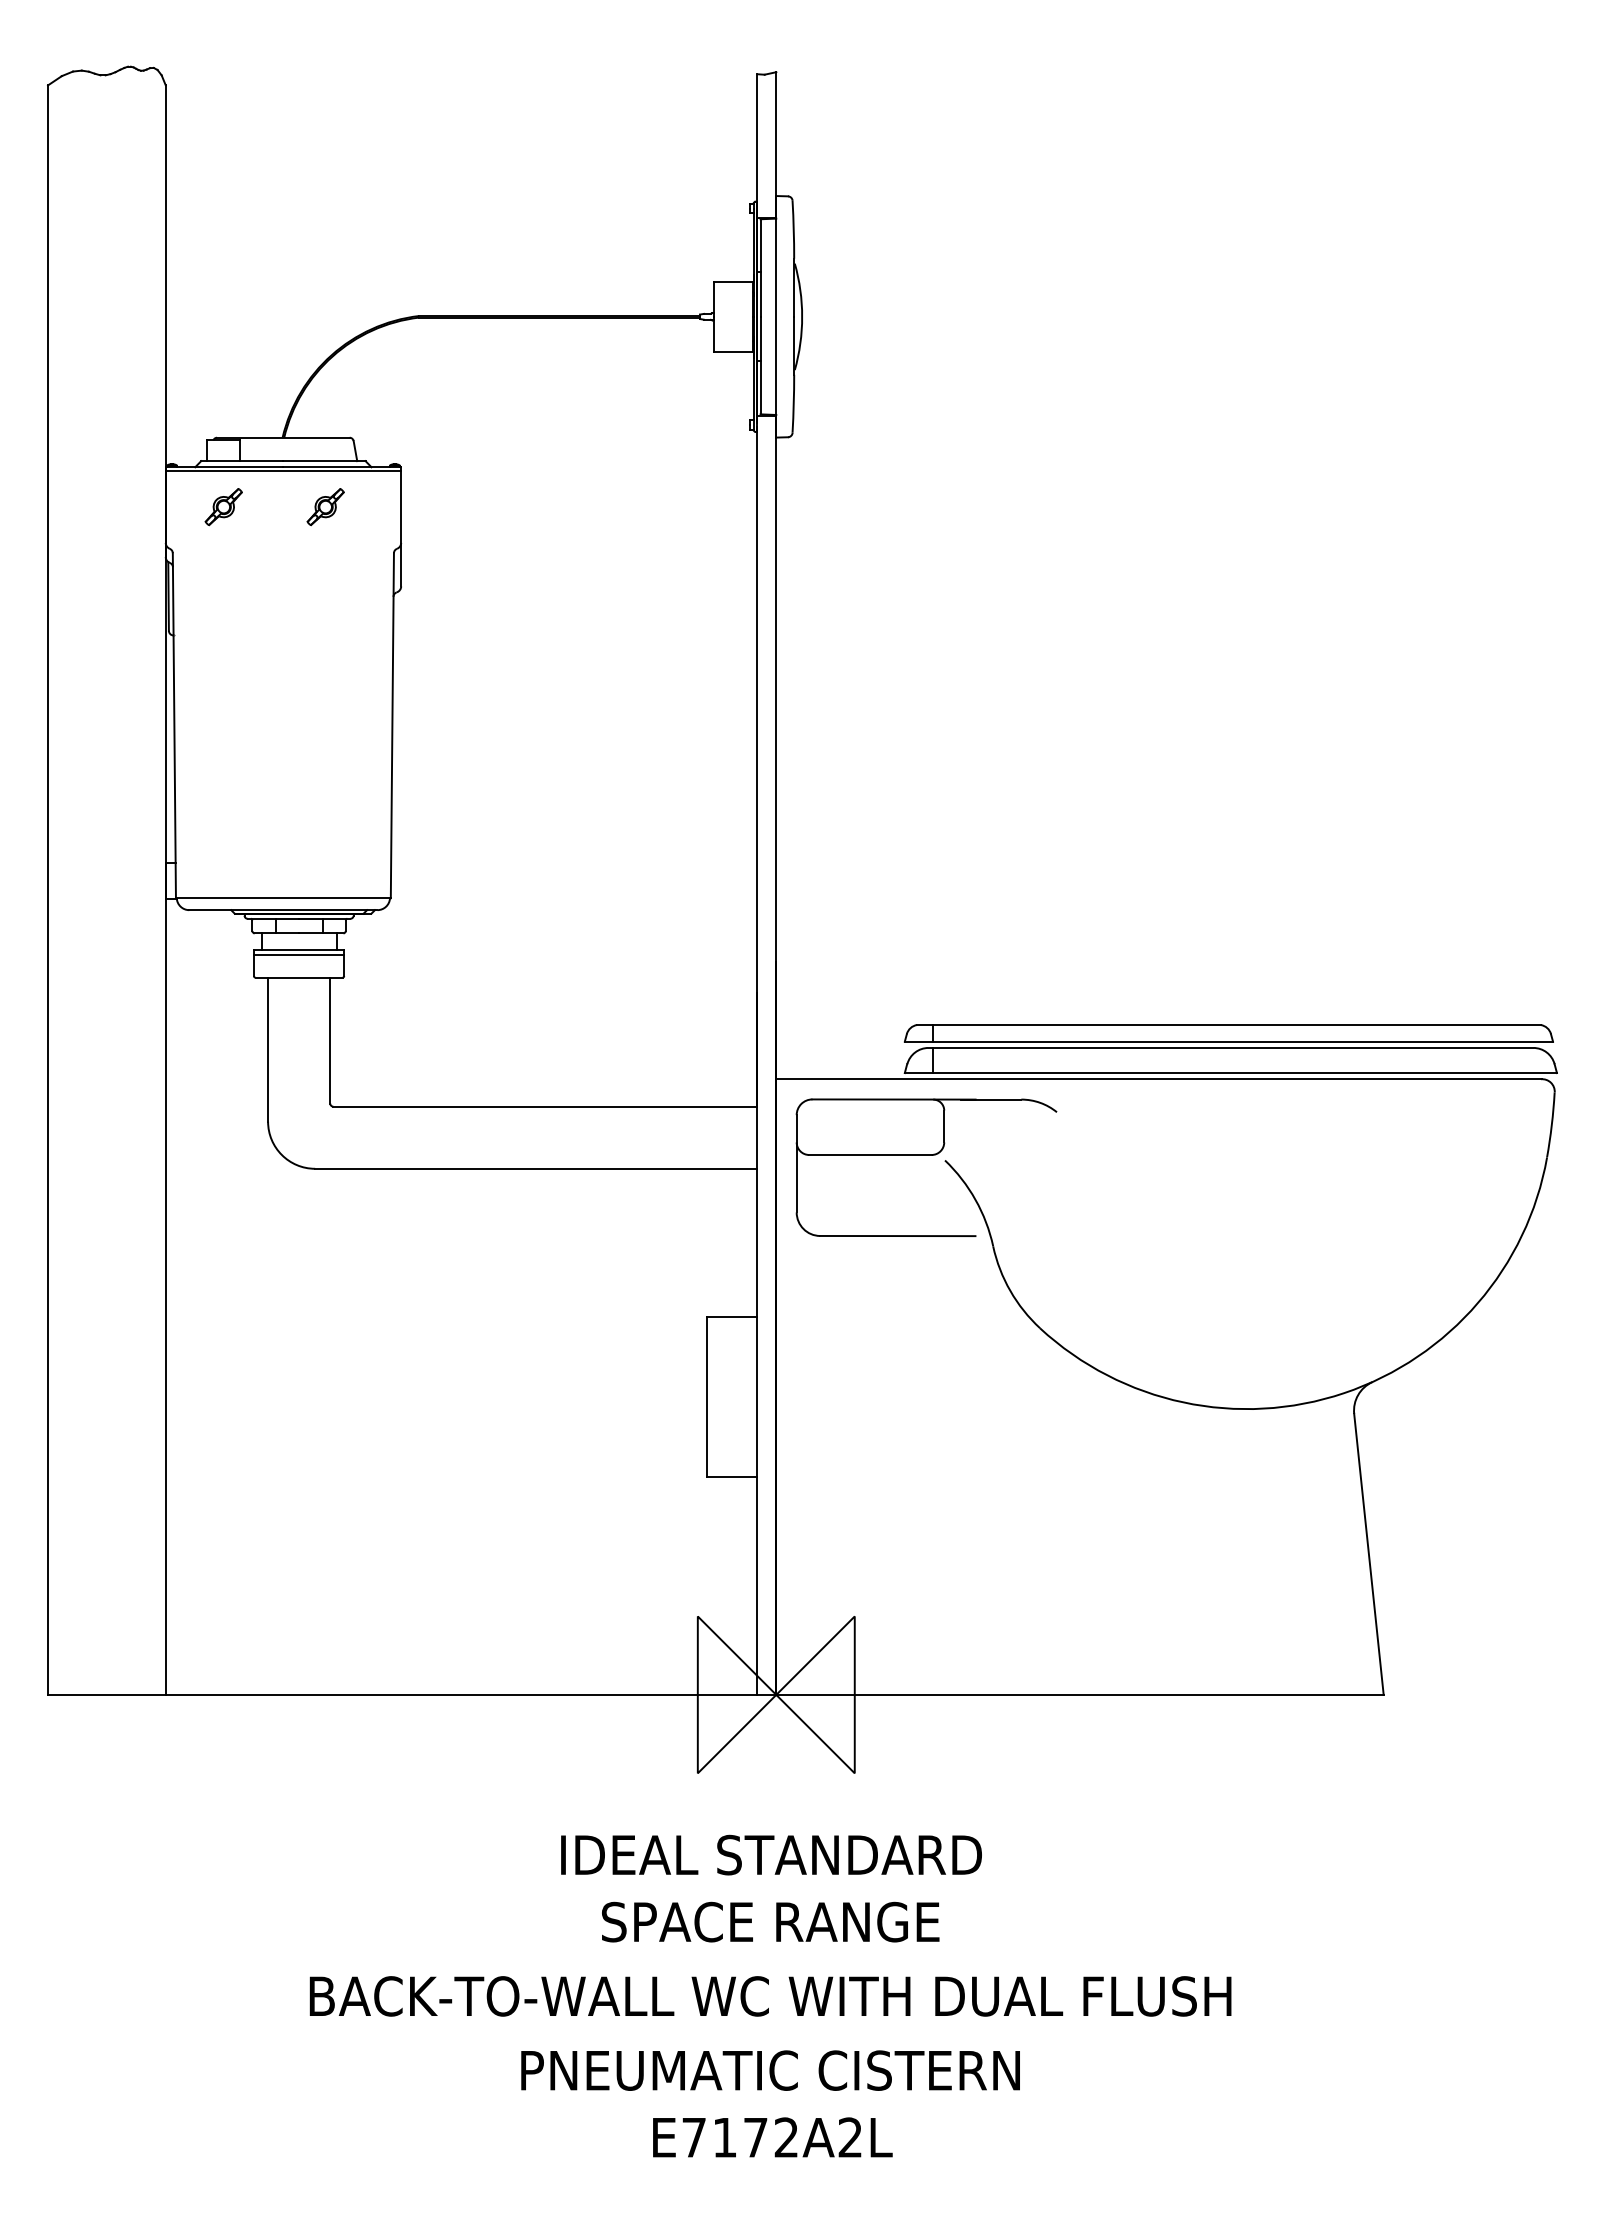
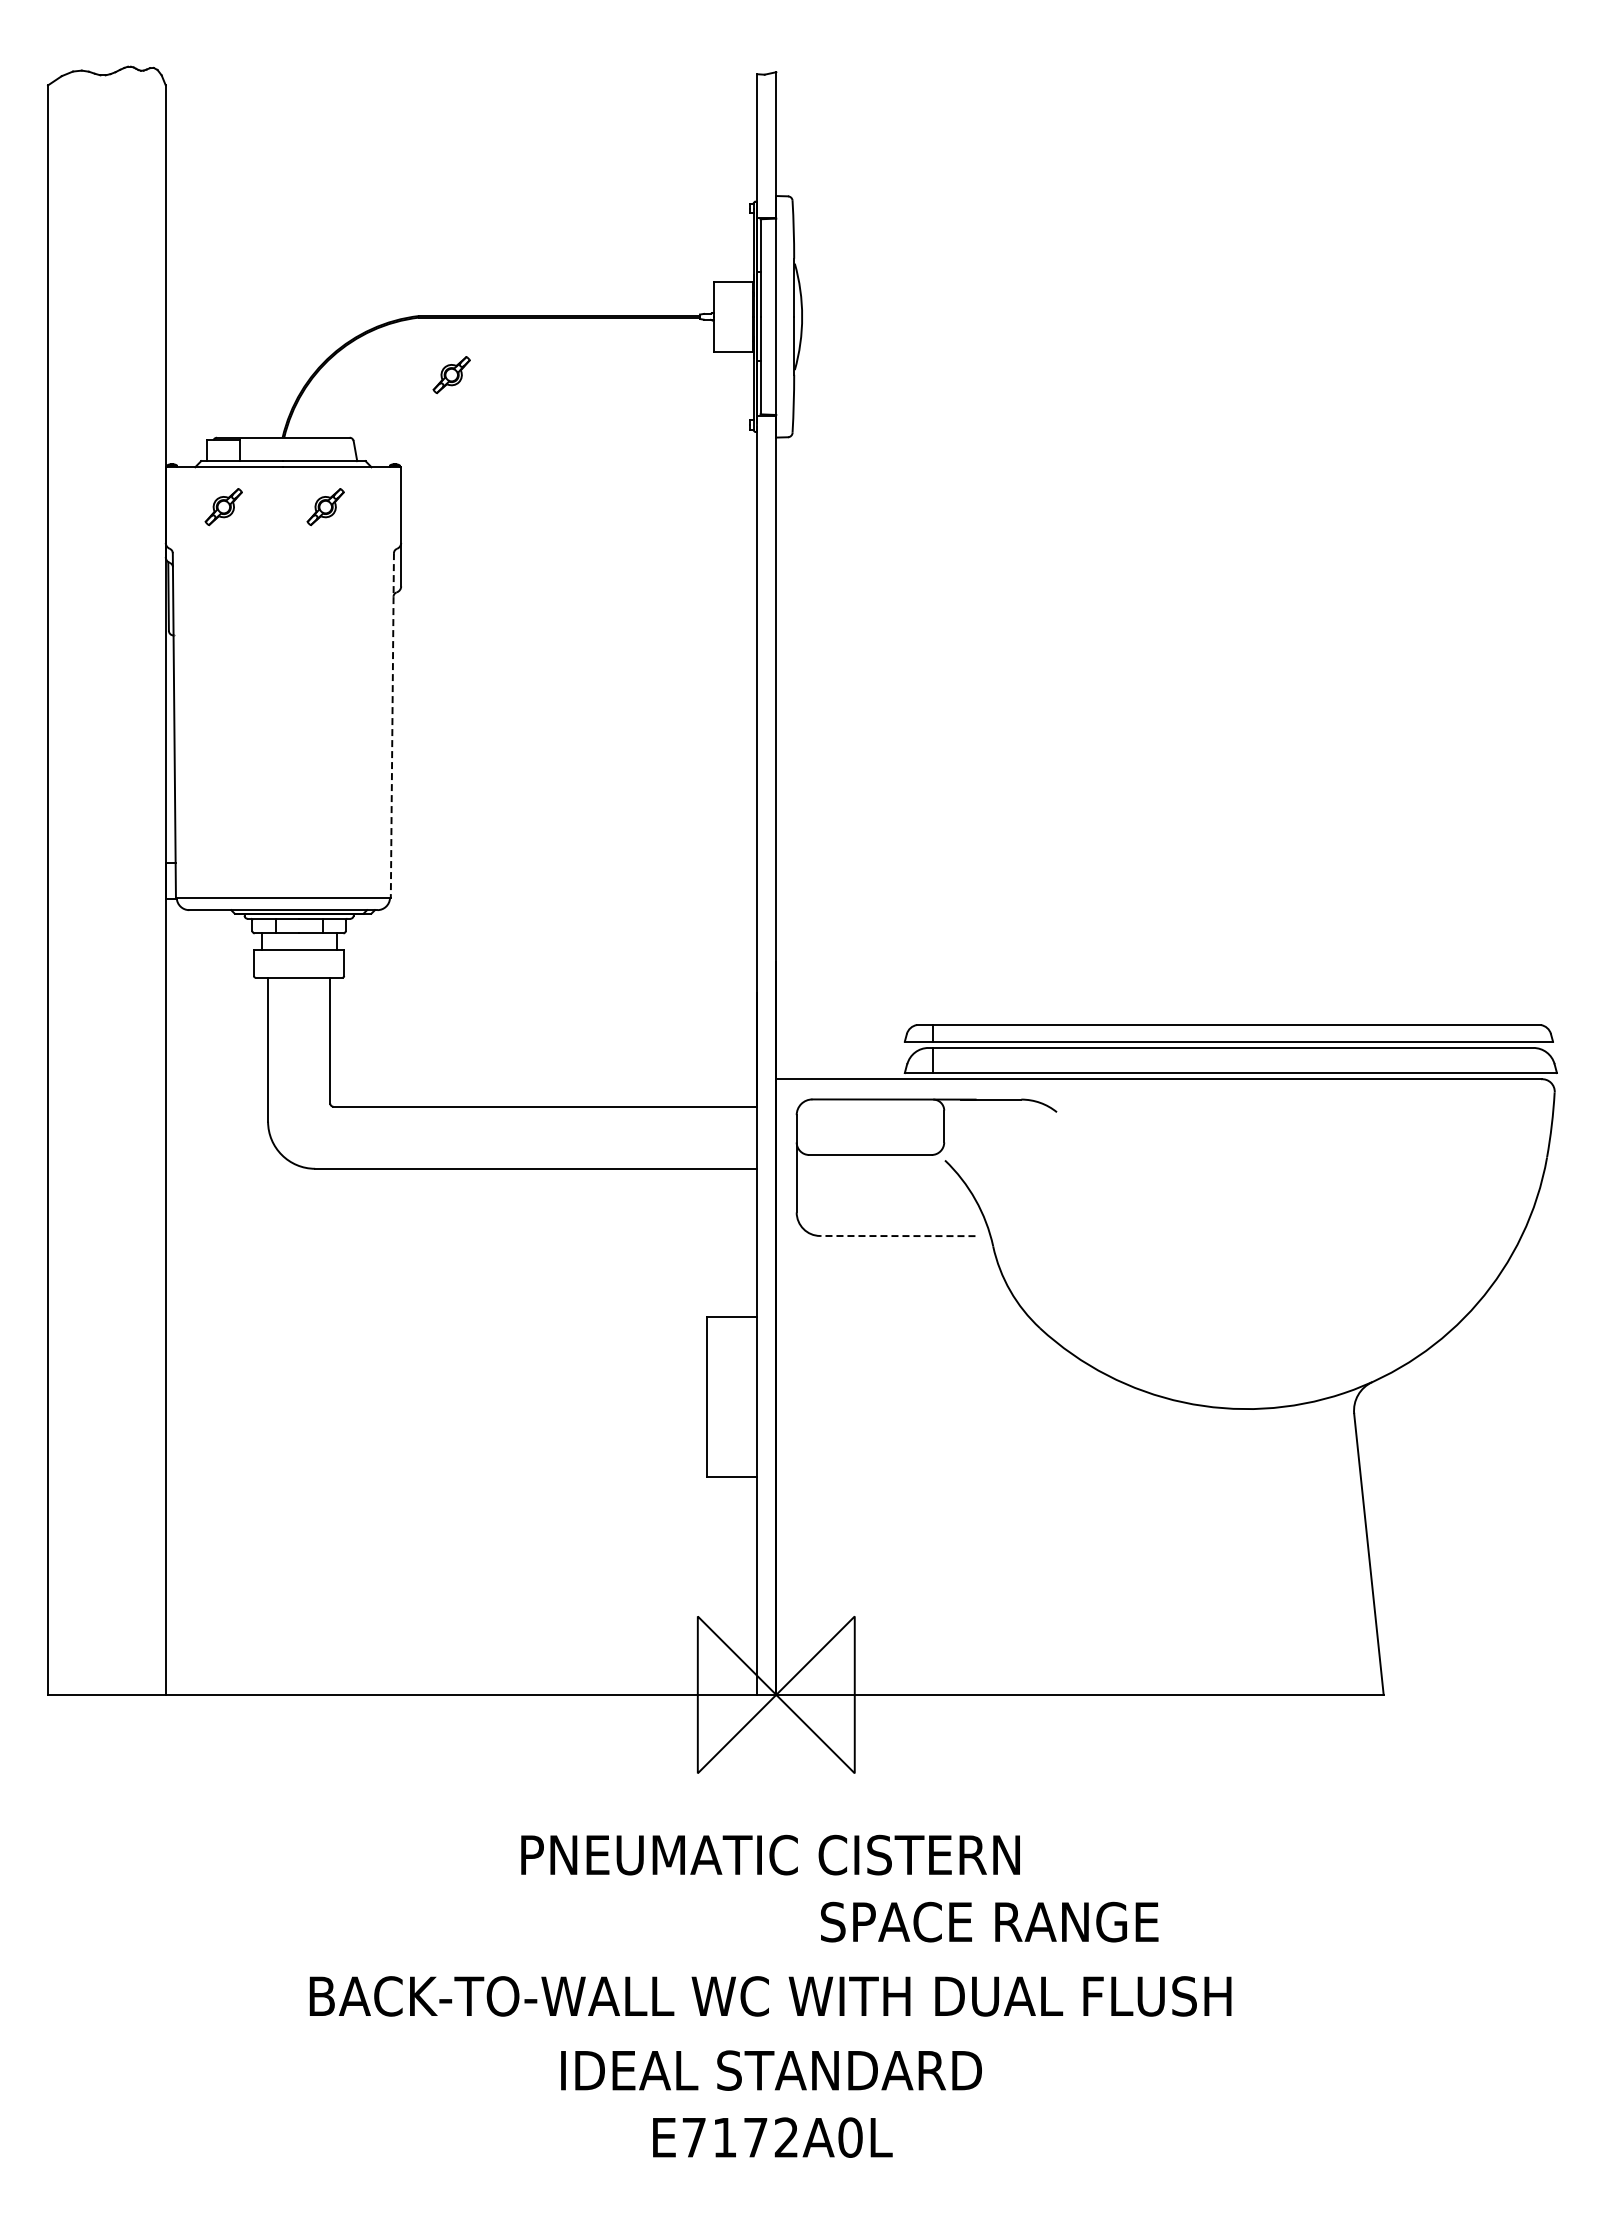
part: none -> present (451, 375)
line: present -> none (283, 470)
line: solid -> dashed (392, 725)
line: present -> none (298, 954)
line: solid -> dashed (897, 1236)
text: IDEAL STANDARD -> PNEUMATIC CISTERN (770, 1854)
text position: (770, 1921) -> (989, 1921) (989, 1921)
text: PNEUMATIC CISTERN -> IDEAL STANDARD (770, 2070)
text: E7172A2L -> E7172A0L (850, 2137)
